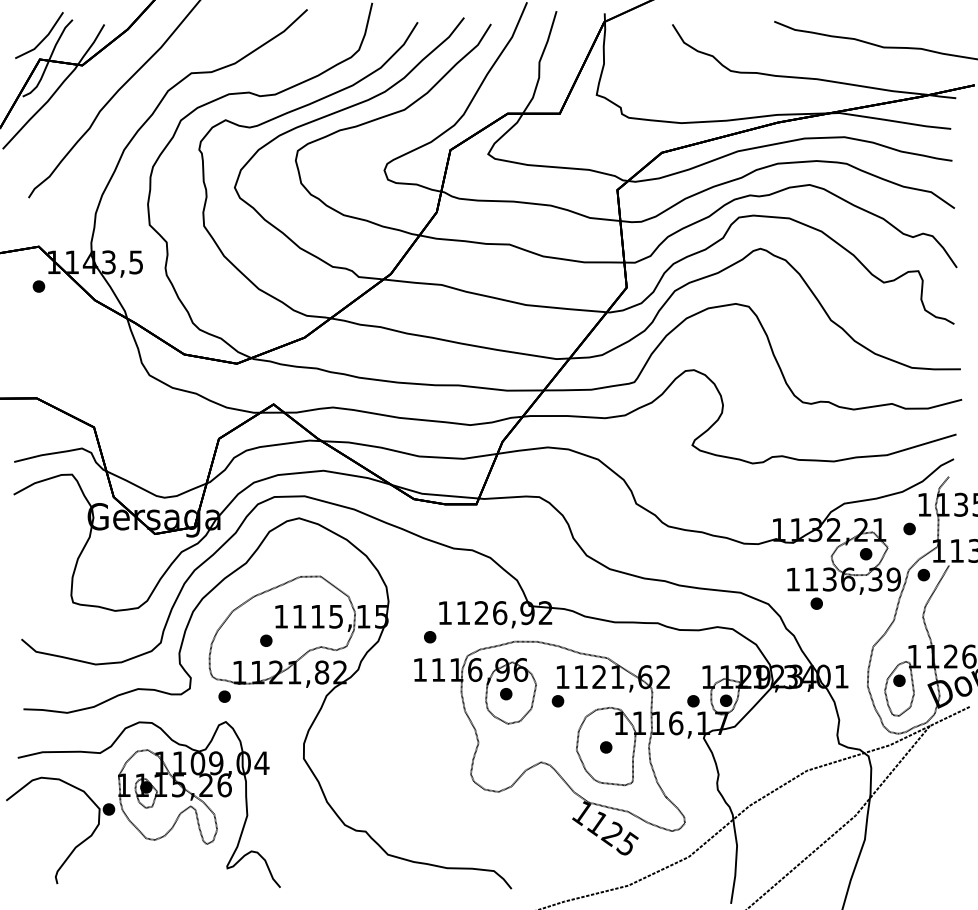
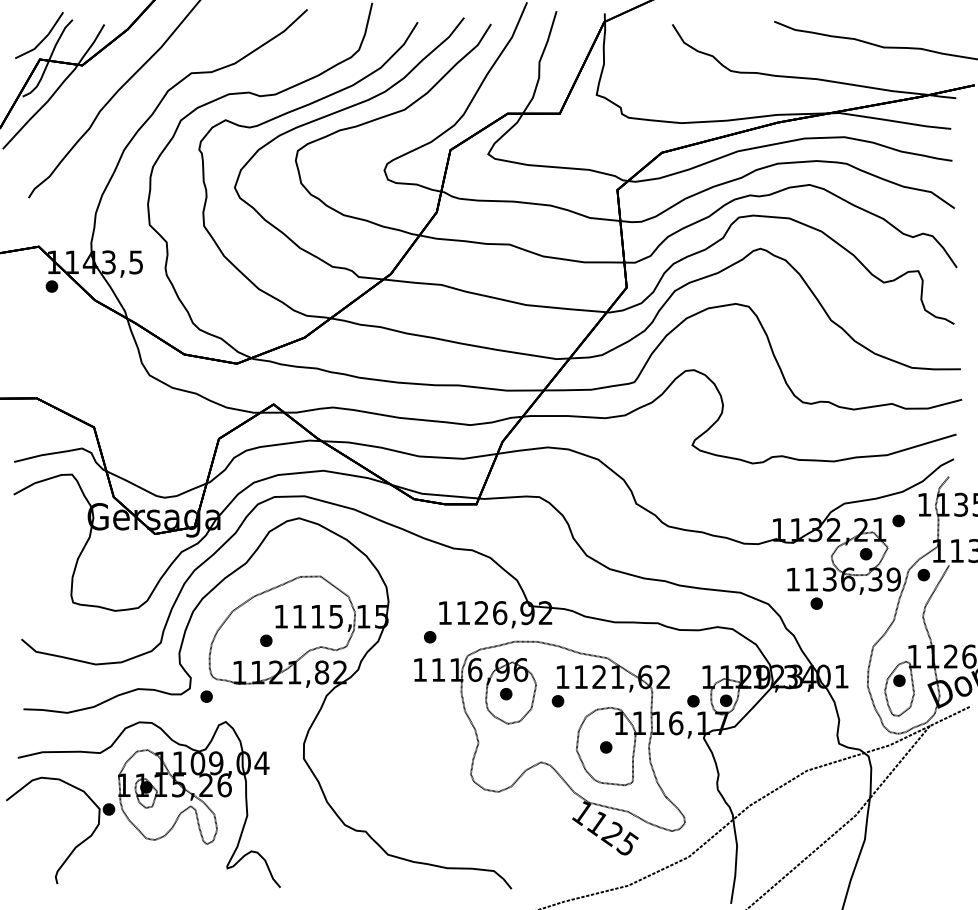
part position: (38, 286) -> (51, 286) (51, 286)
part position: (909, 528) -> (898, 520) (898, 520)
part position: (224, 696) -> (206, 696) (206, 696)
